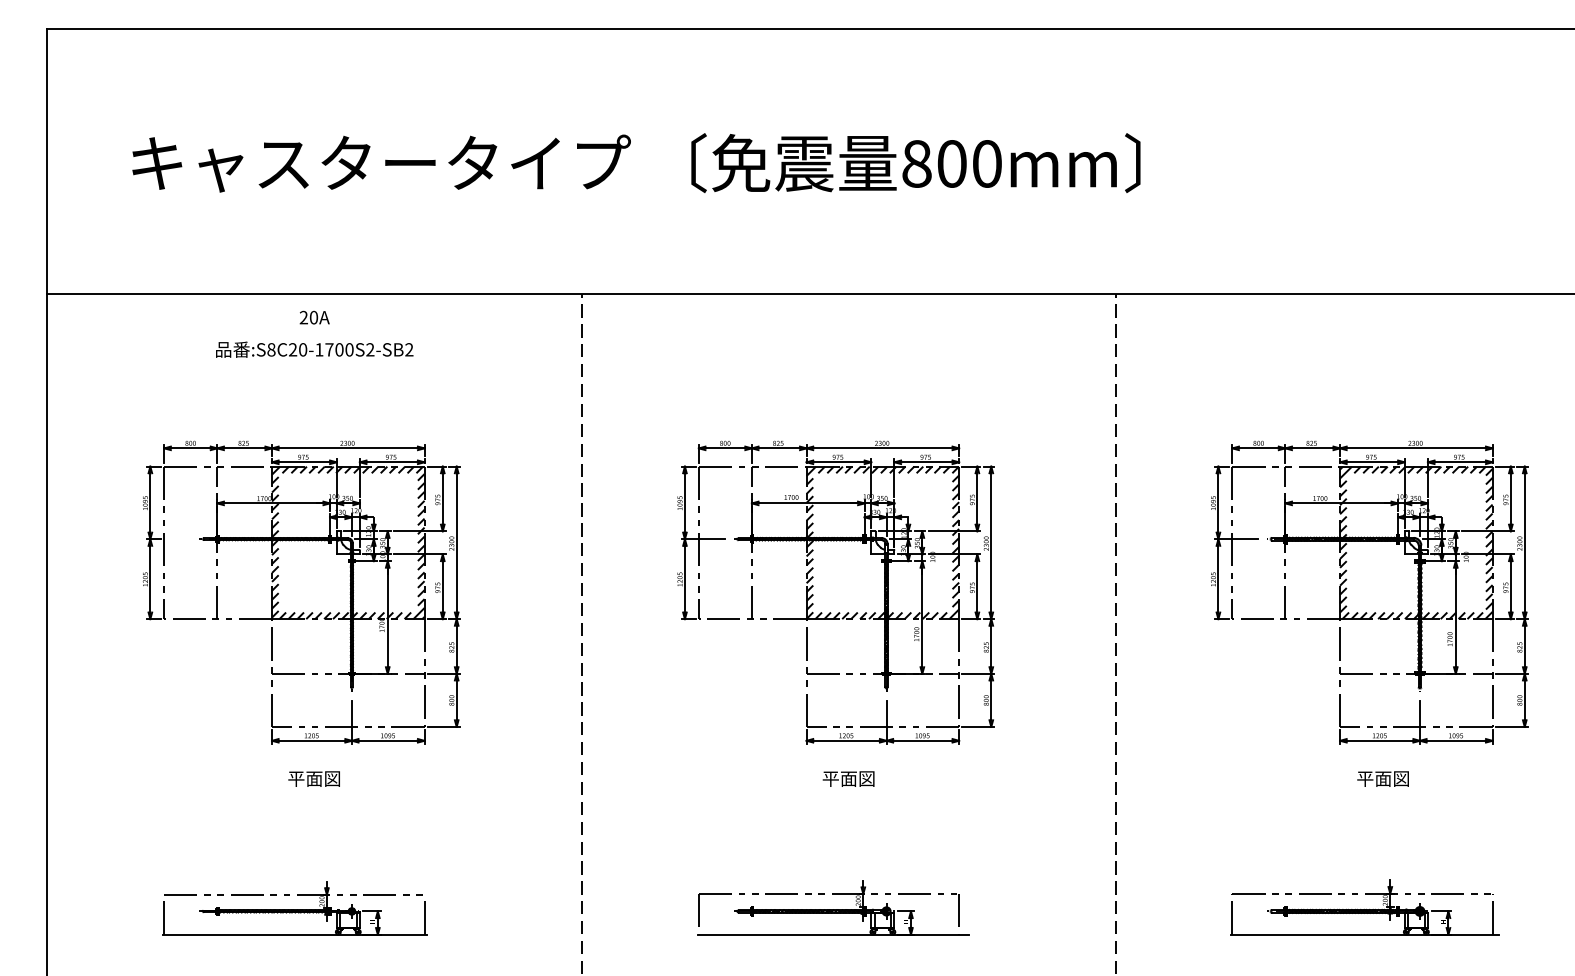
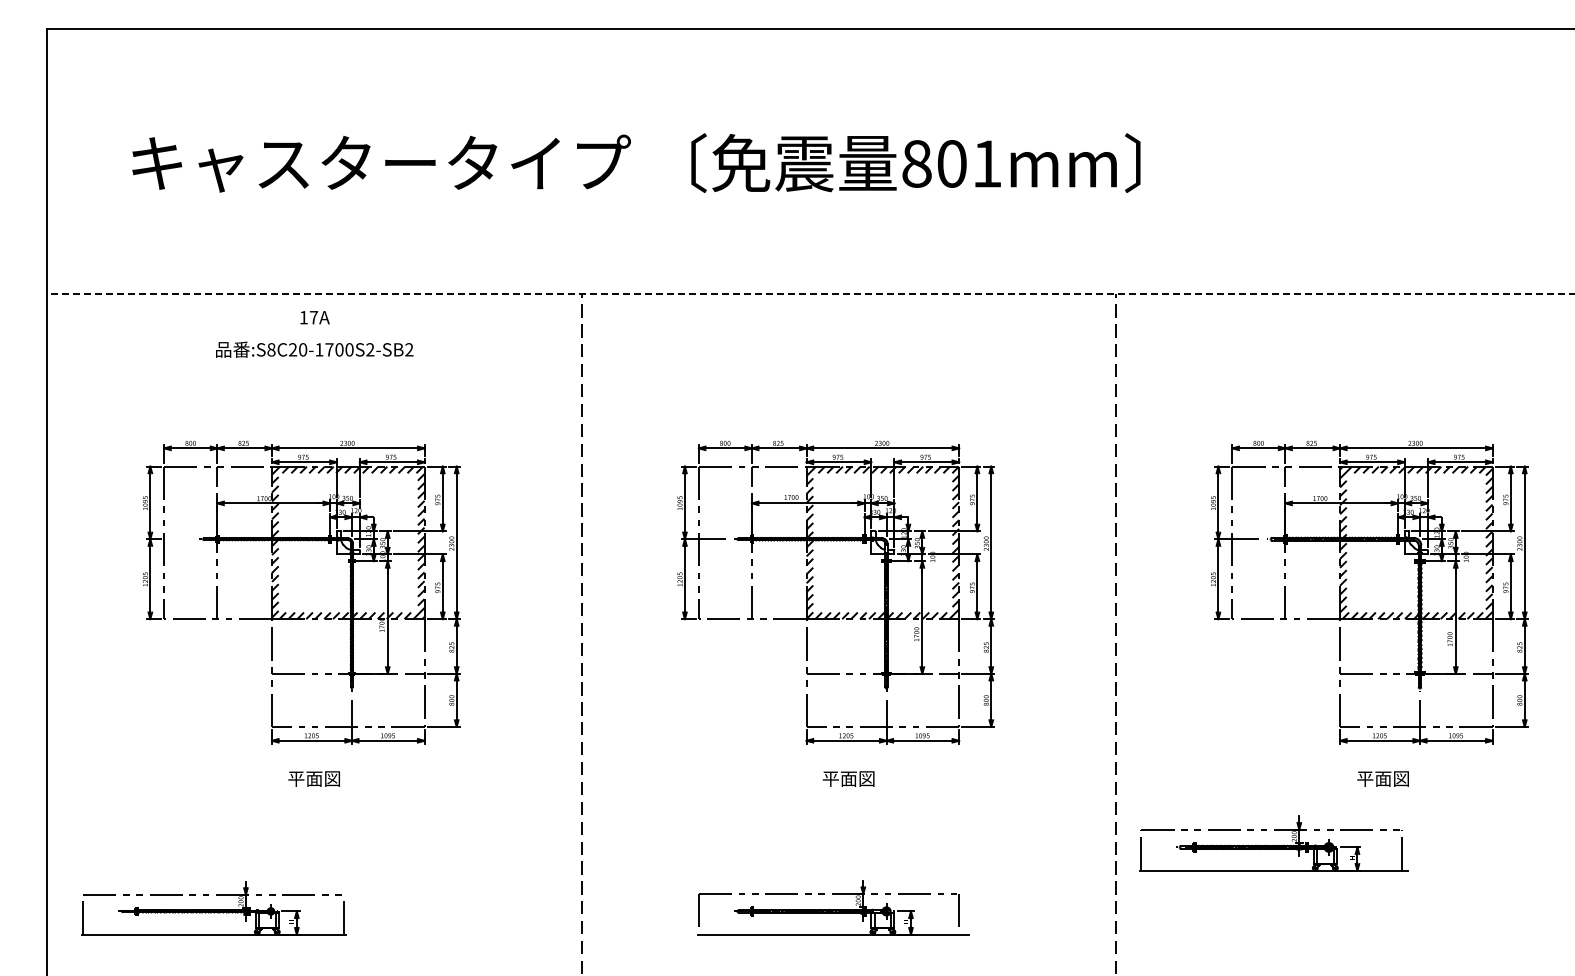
text: 800mm -> 801mm (987, 163)
line: solid -> dashed (811, 294)
text: 20A -> 17A (308, 317)
part position: (1364, 907) -> (1273, 843) (1273, 843)
part position: (294, 908) -> (213, 908) (213, 908)
